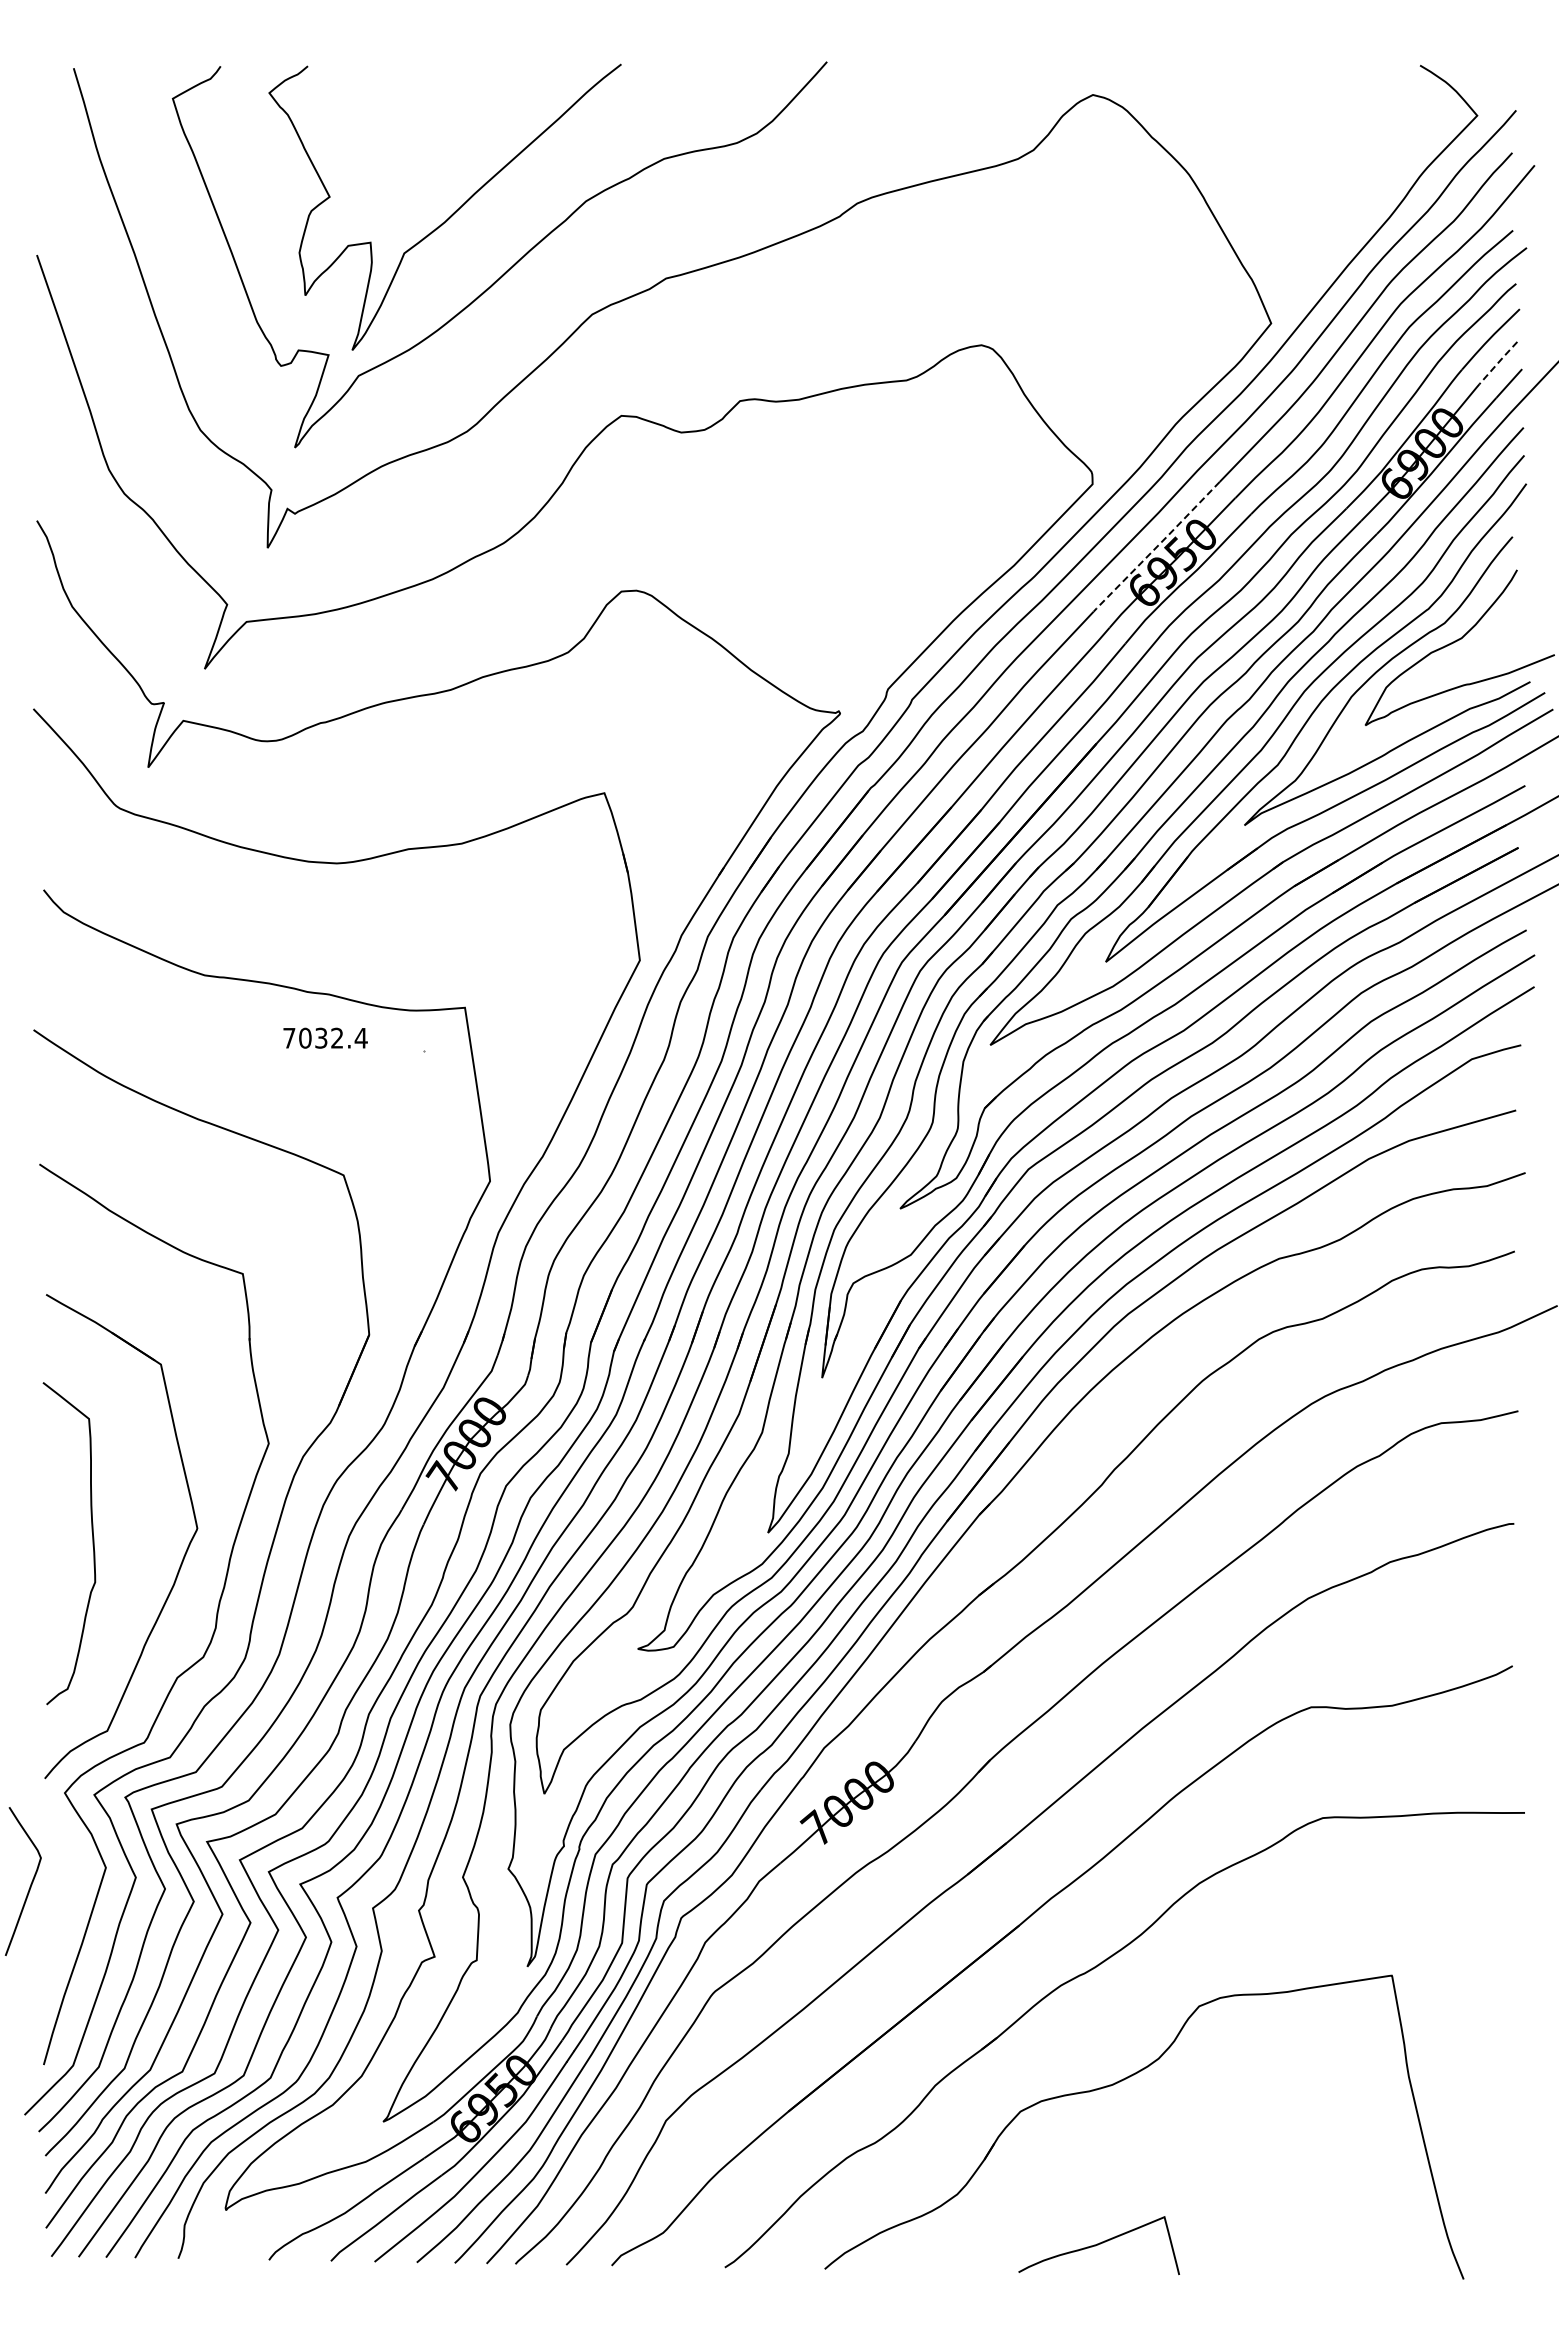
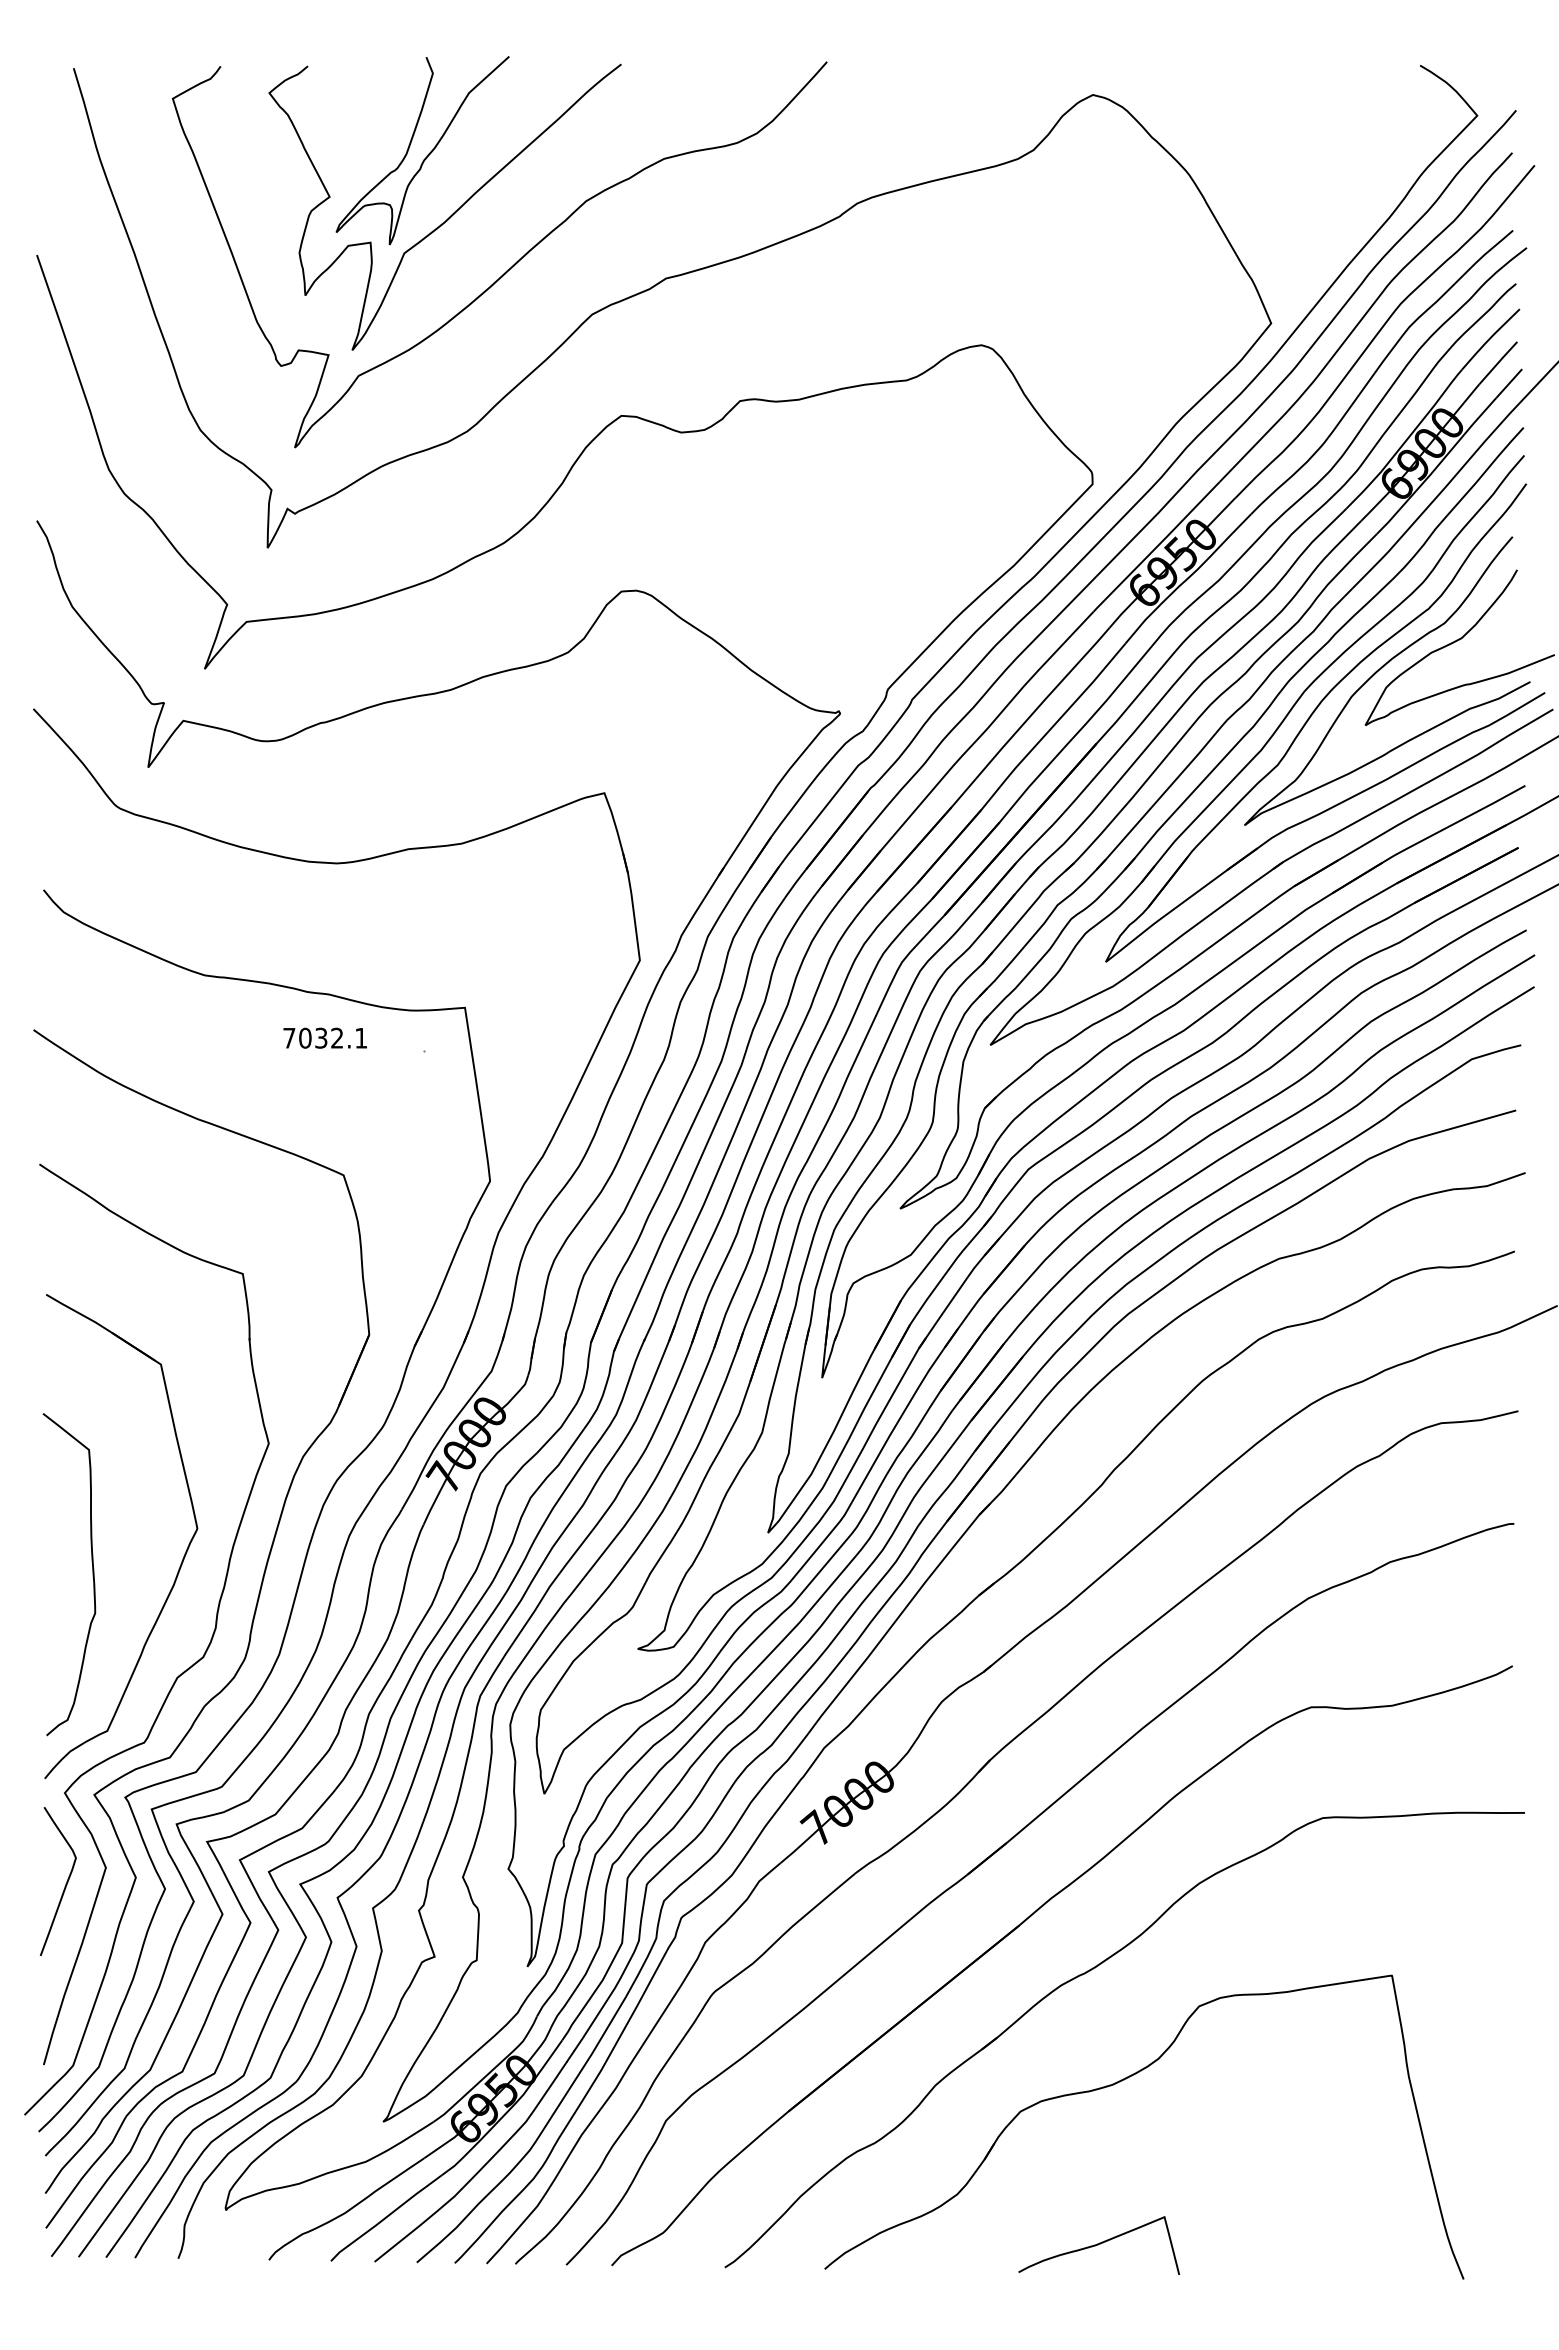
curve: none -> present (427, 154)
line: dashed -> solid (1498, 362)
line: dashed -> solid (1156, 547)
text: 7032.4 -> 7032.1 (360, 1038)
curve position: (92, 1543) -> (92, 1574) (92, 1574)
curve position: (30, 1883) -> (65, 1883) (65, 1883)
